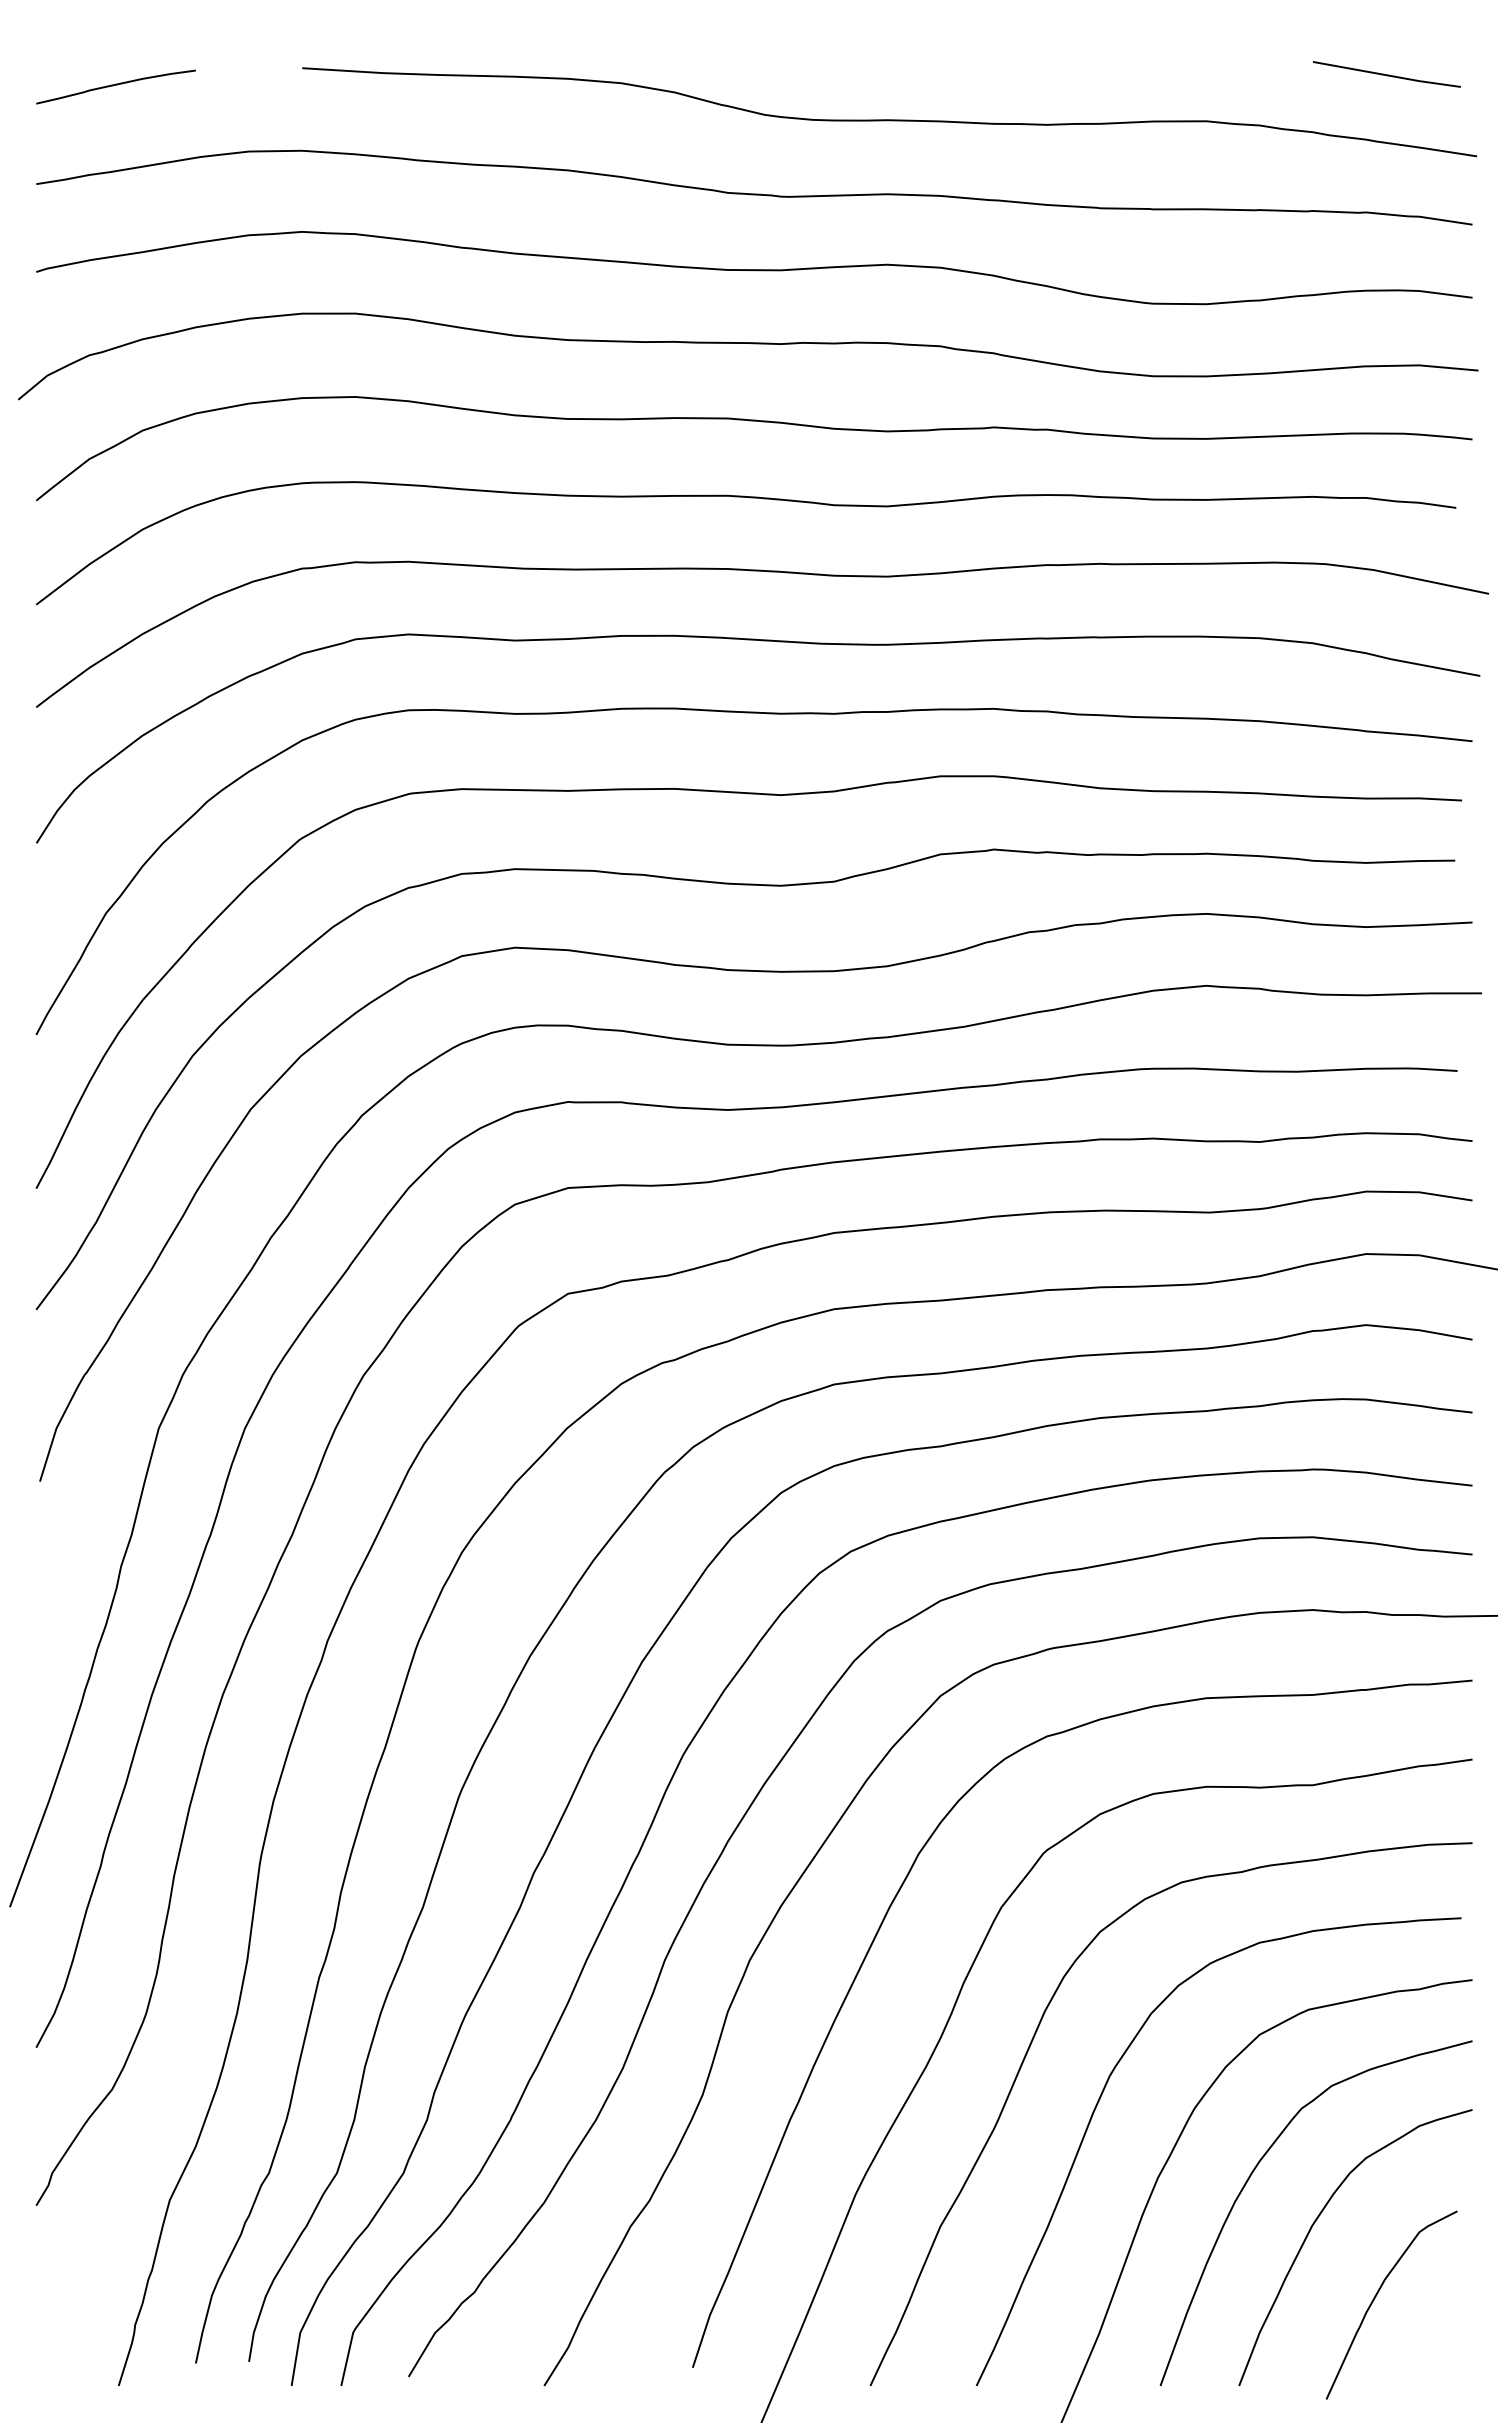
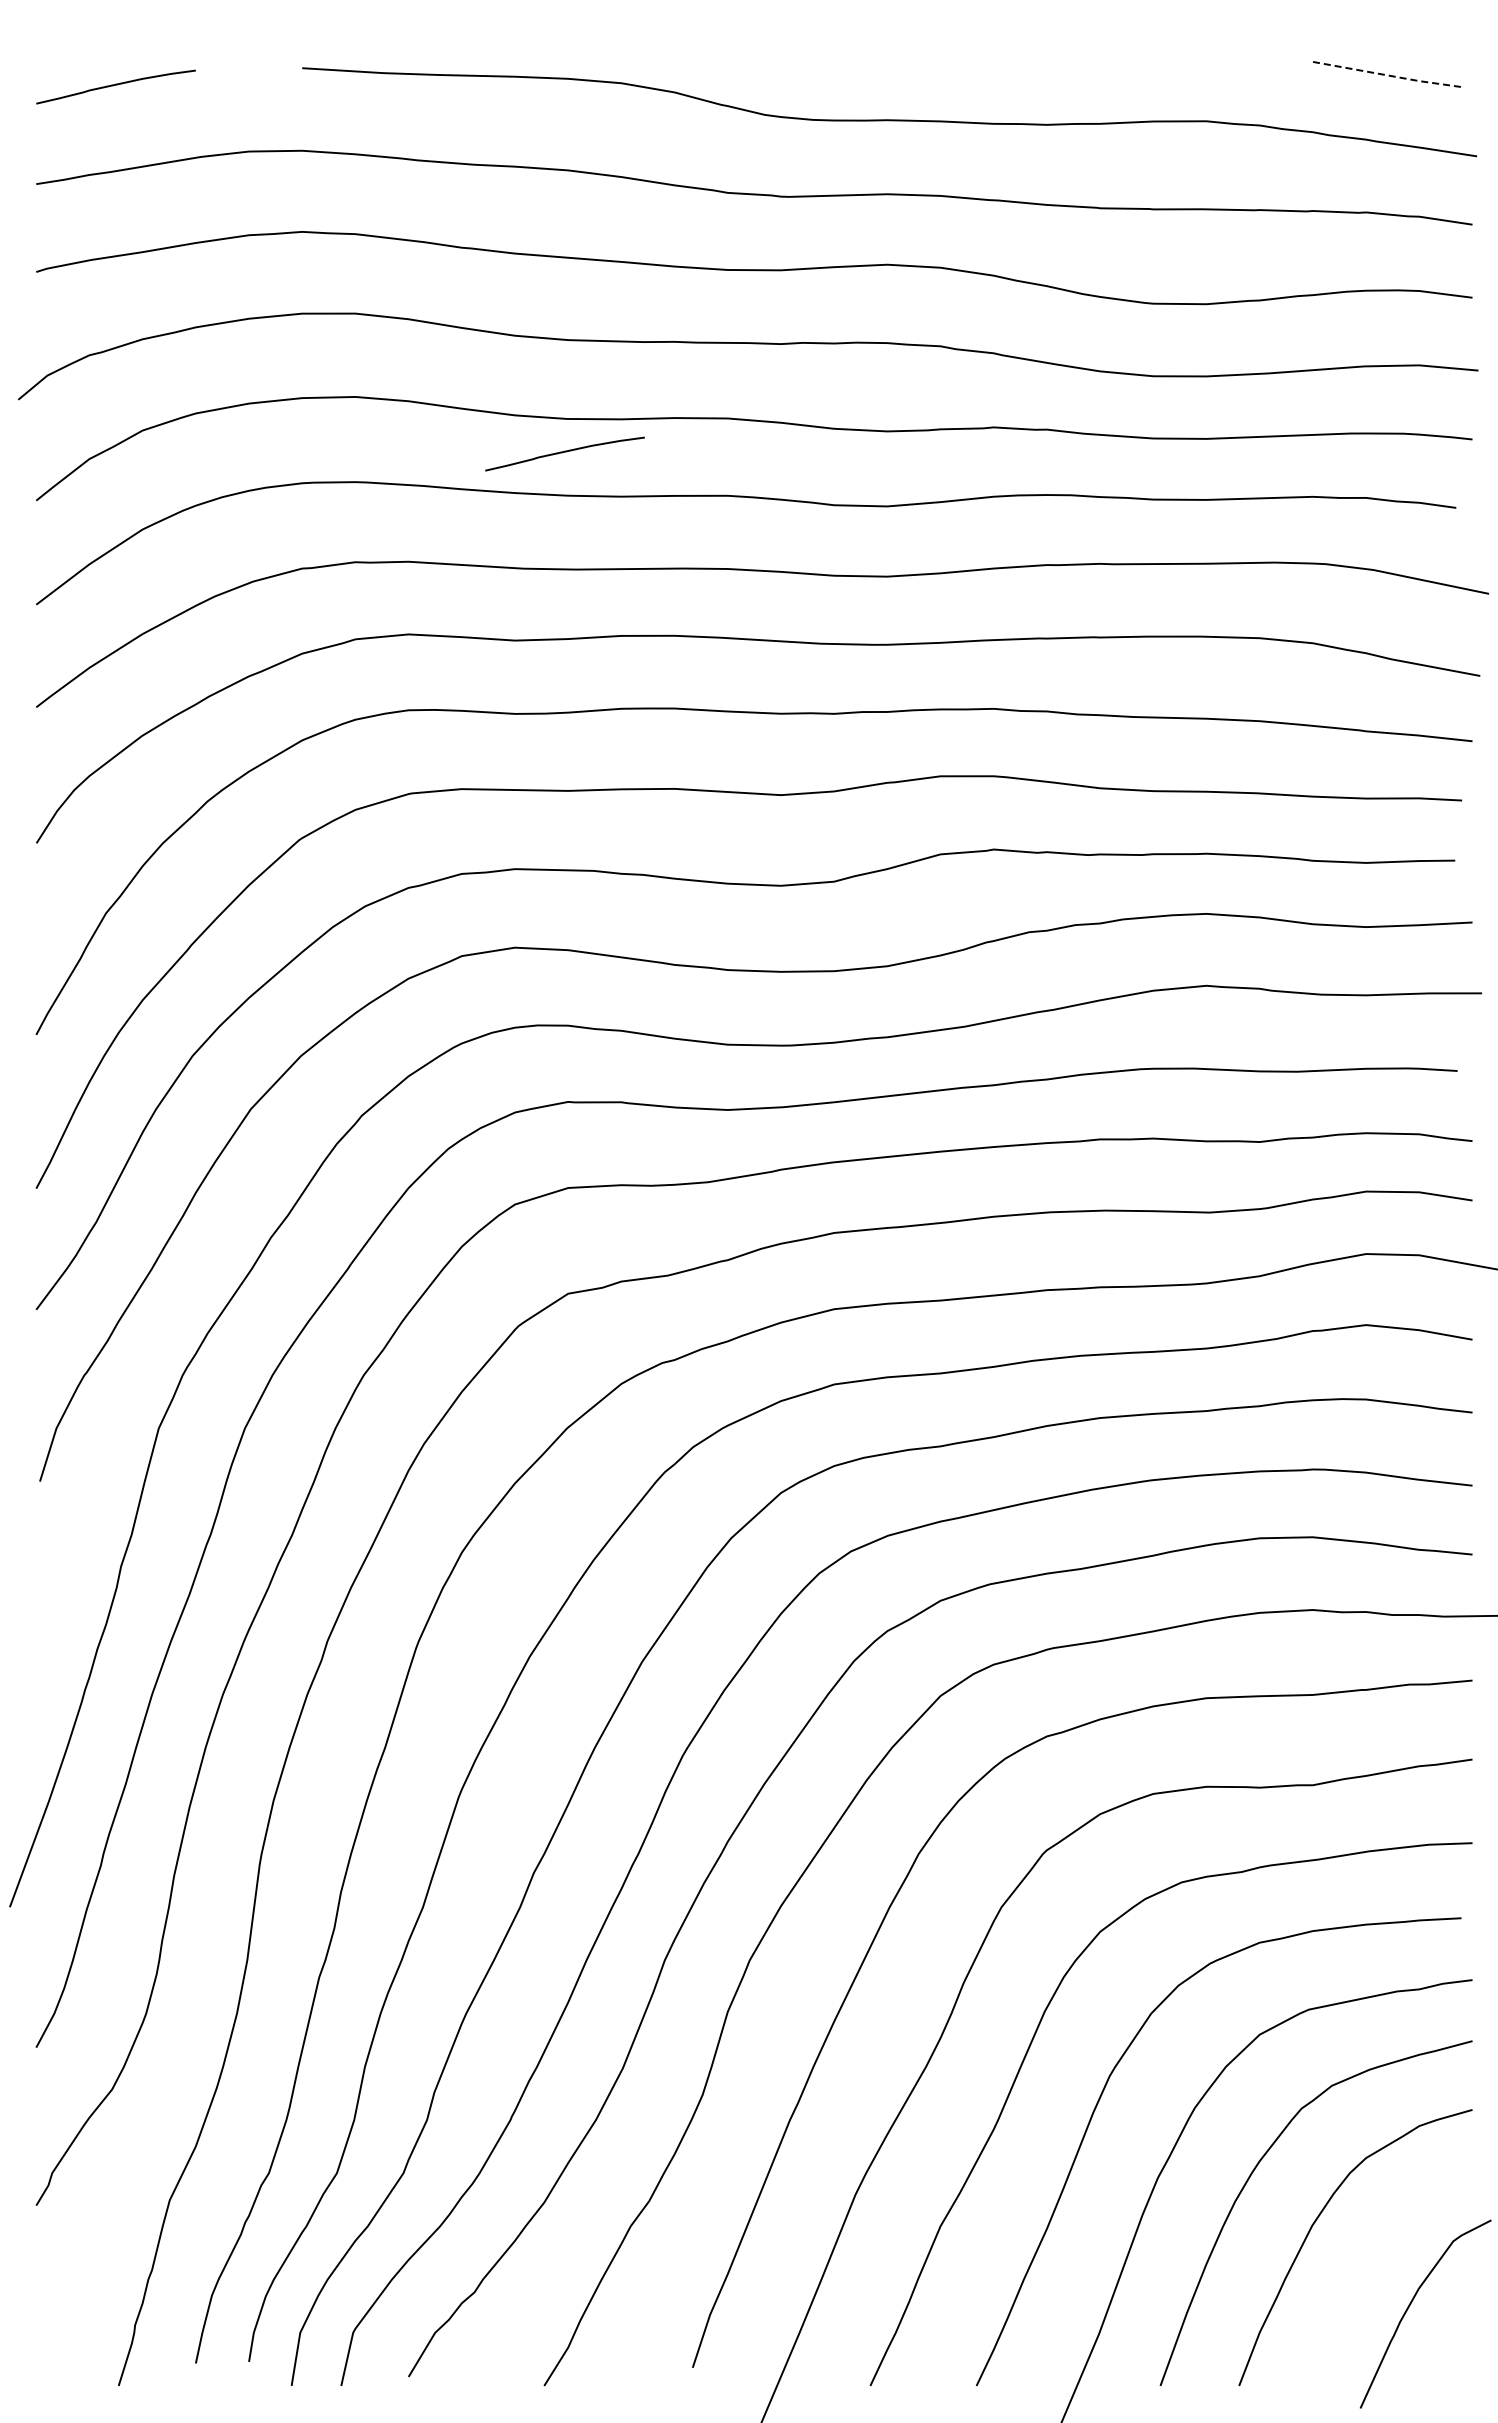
line: solid -> dashed (1387, 75)
curve: none -> present (564, 452)
curve position: (1377, 2295) -> (1411, 2304) (1411, 2304)
